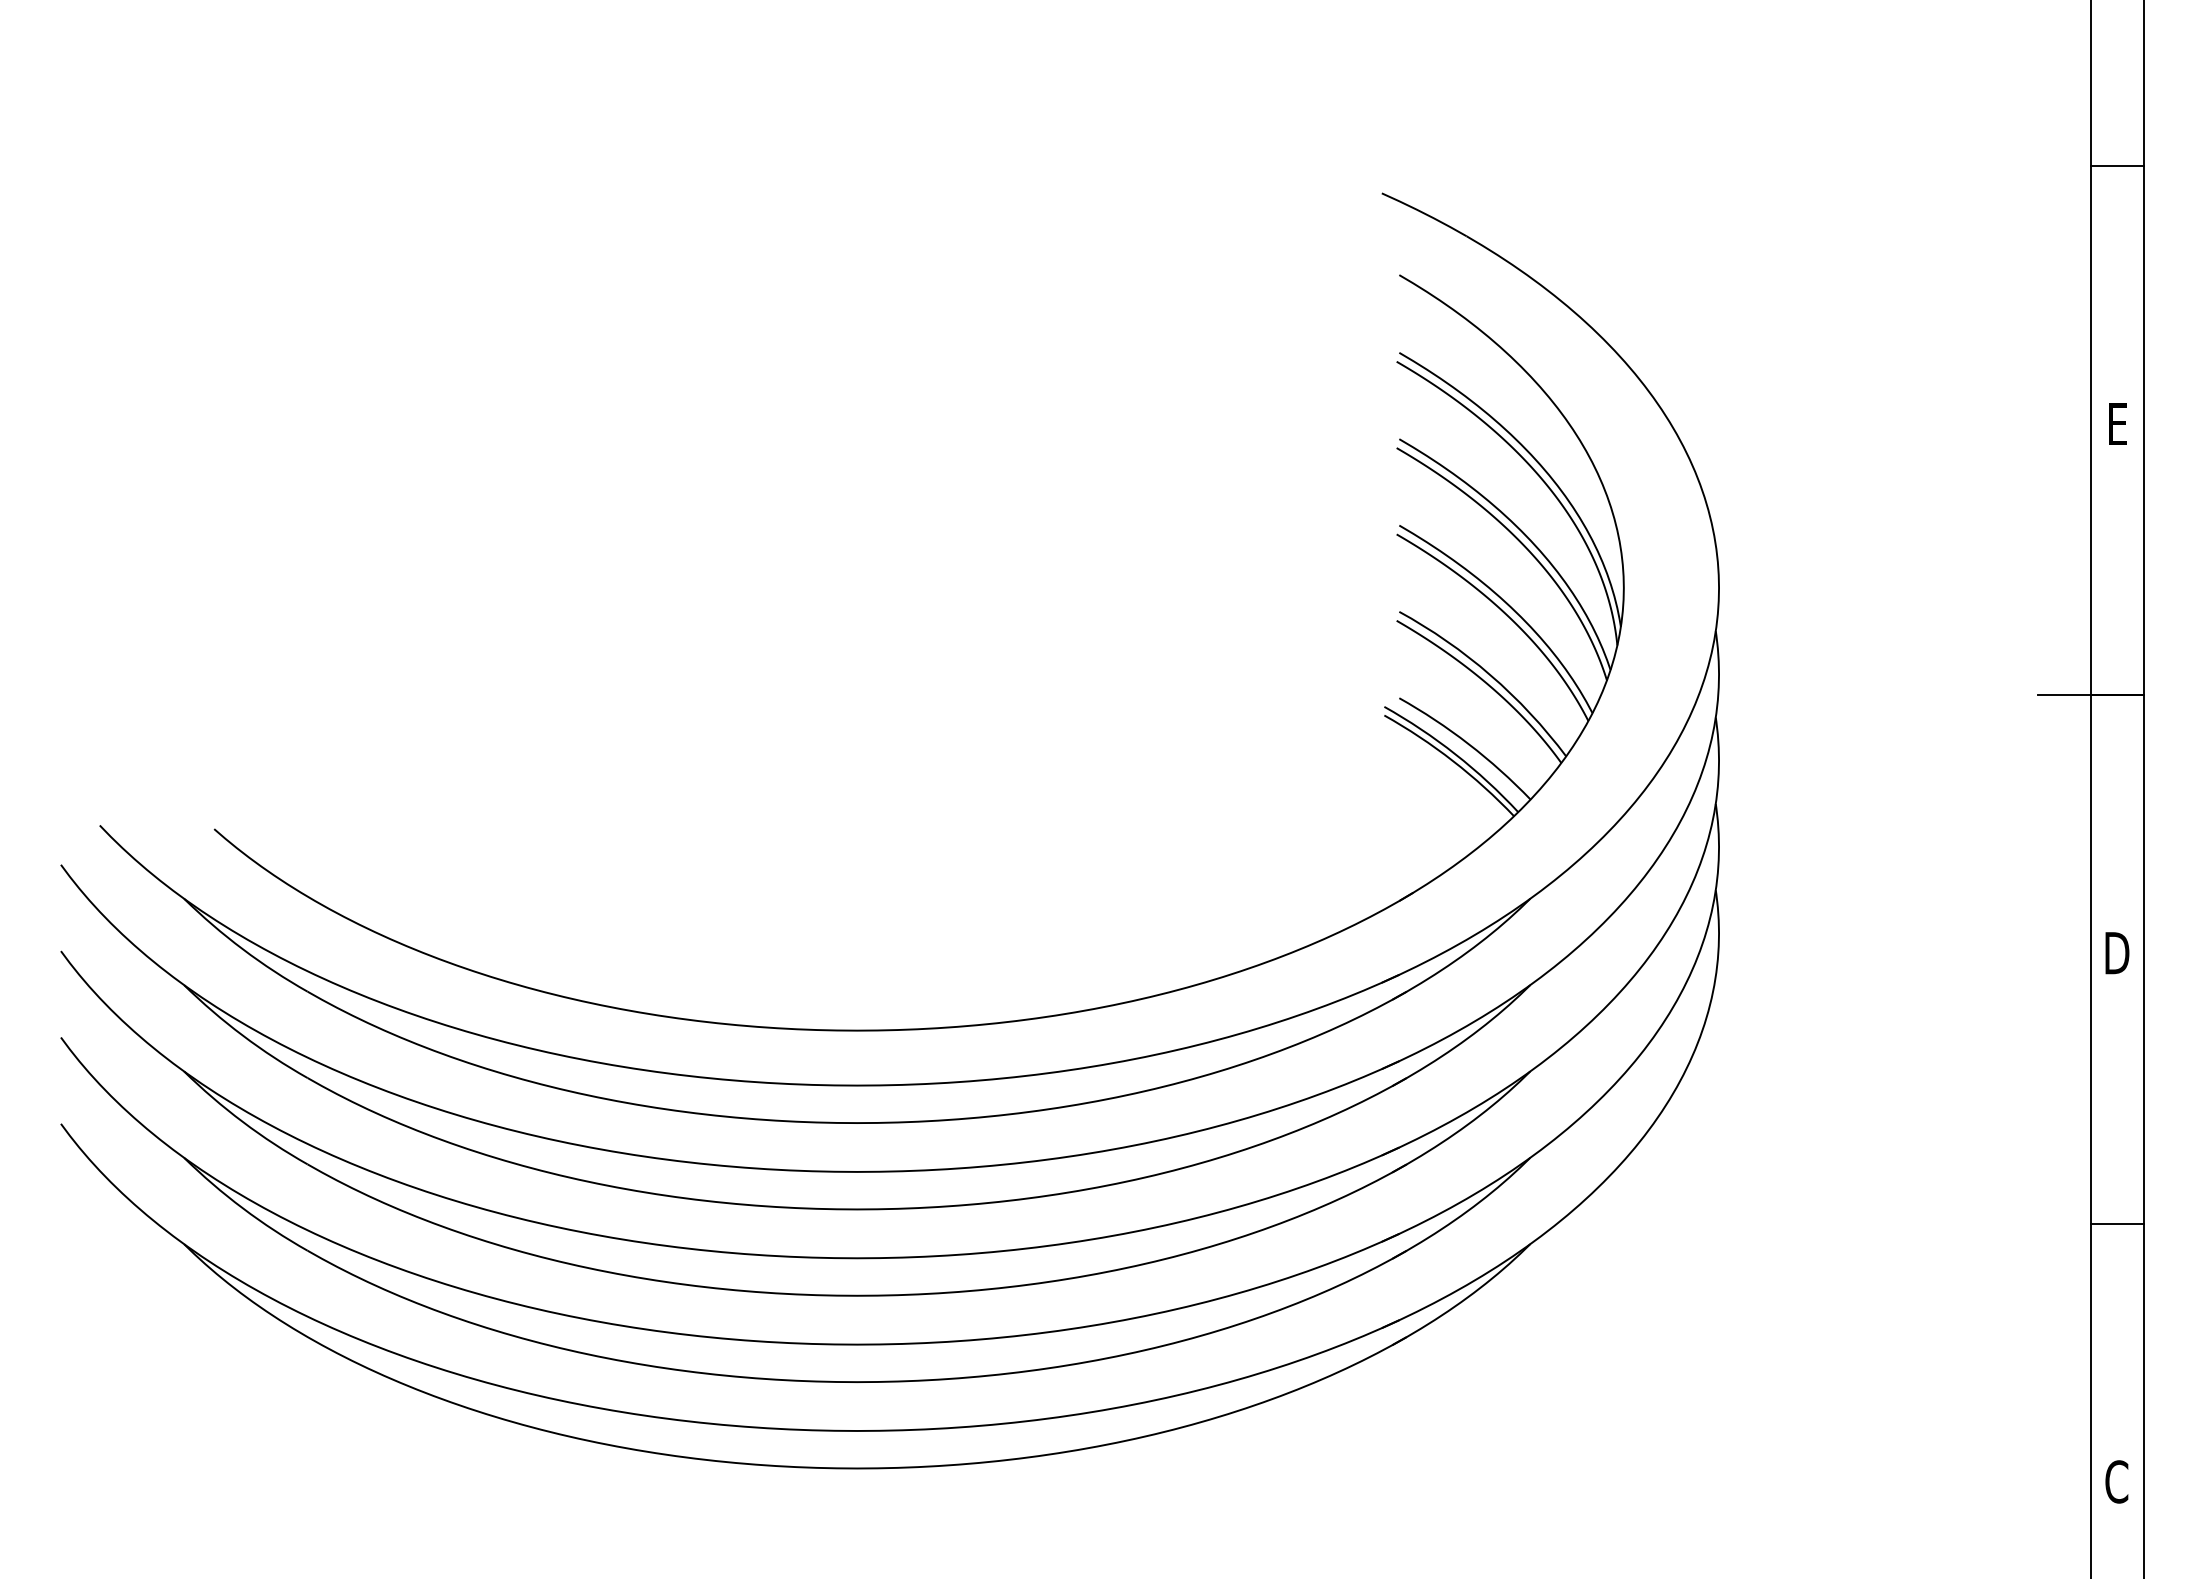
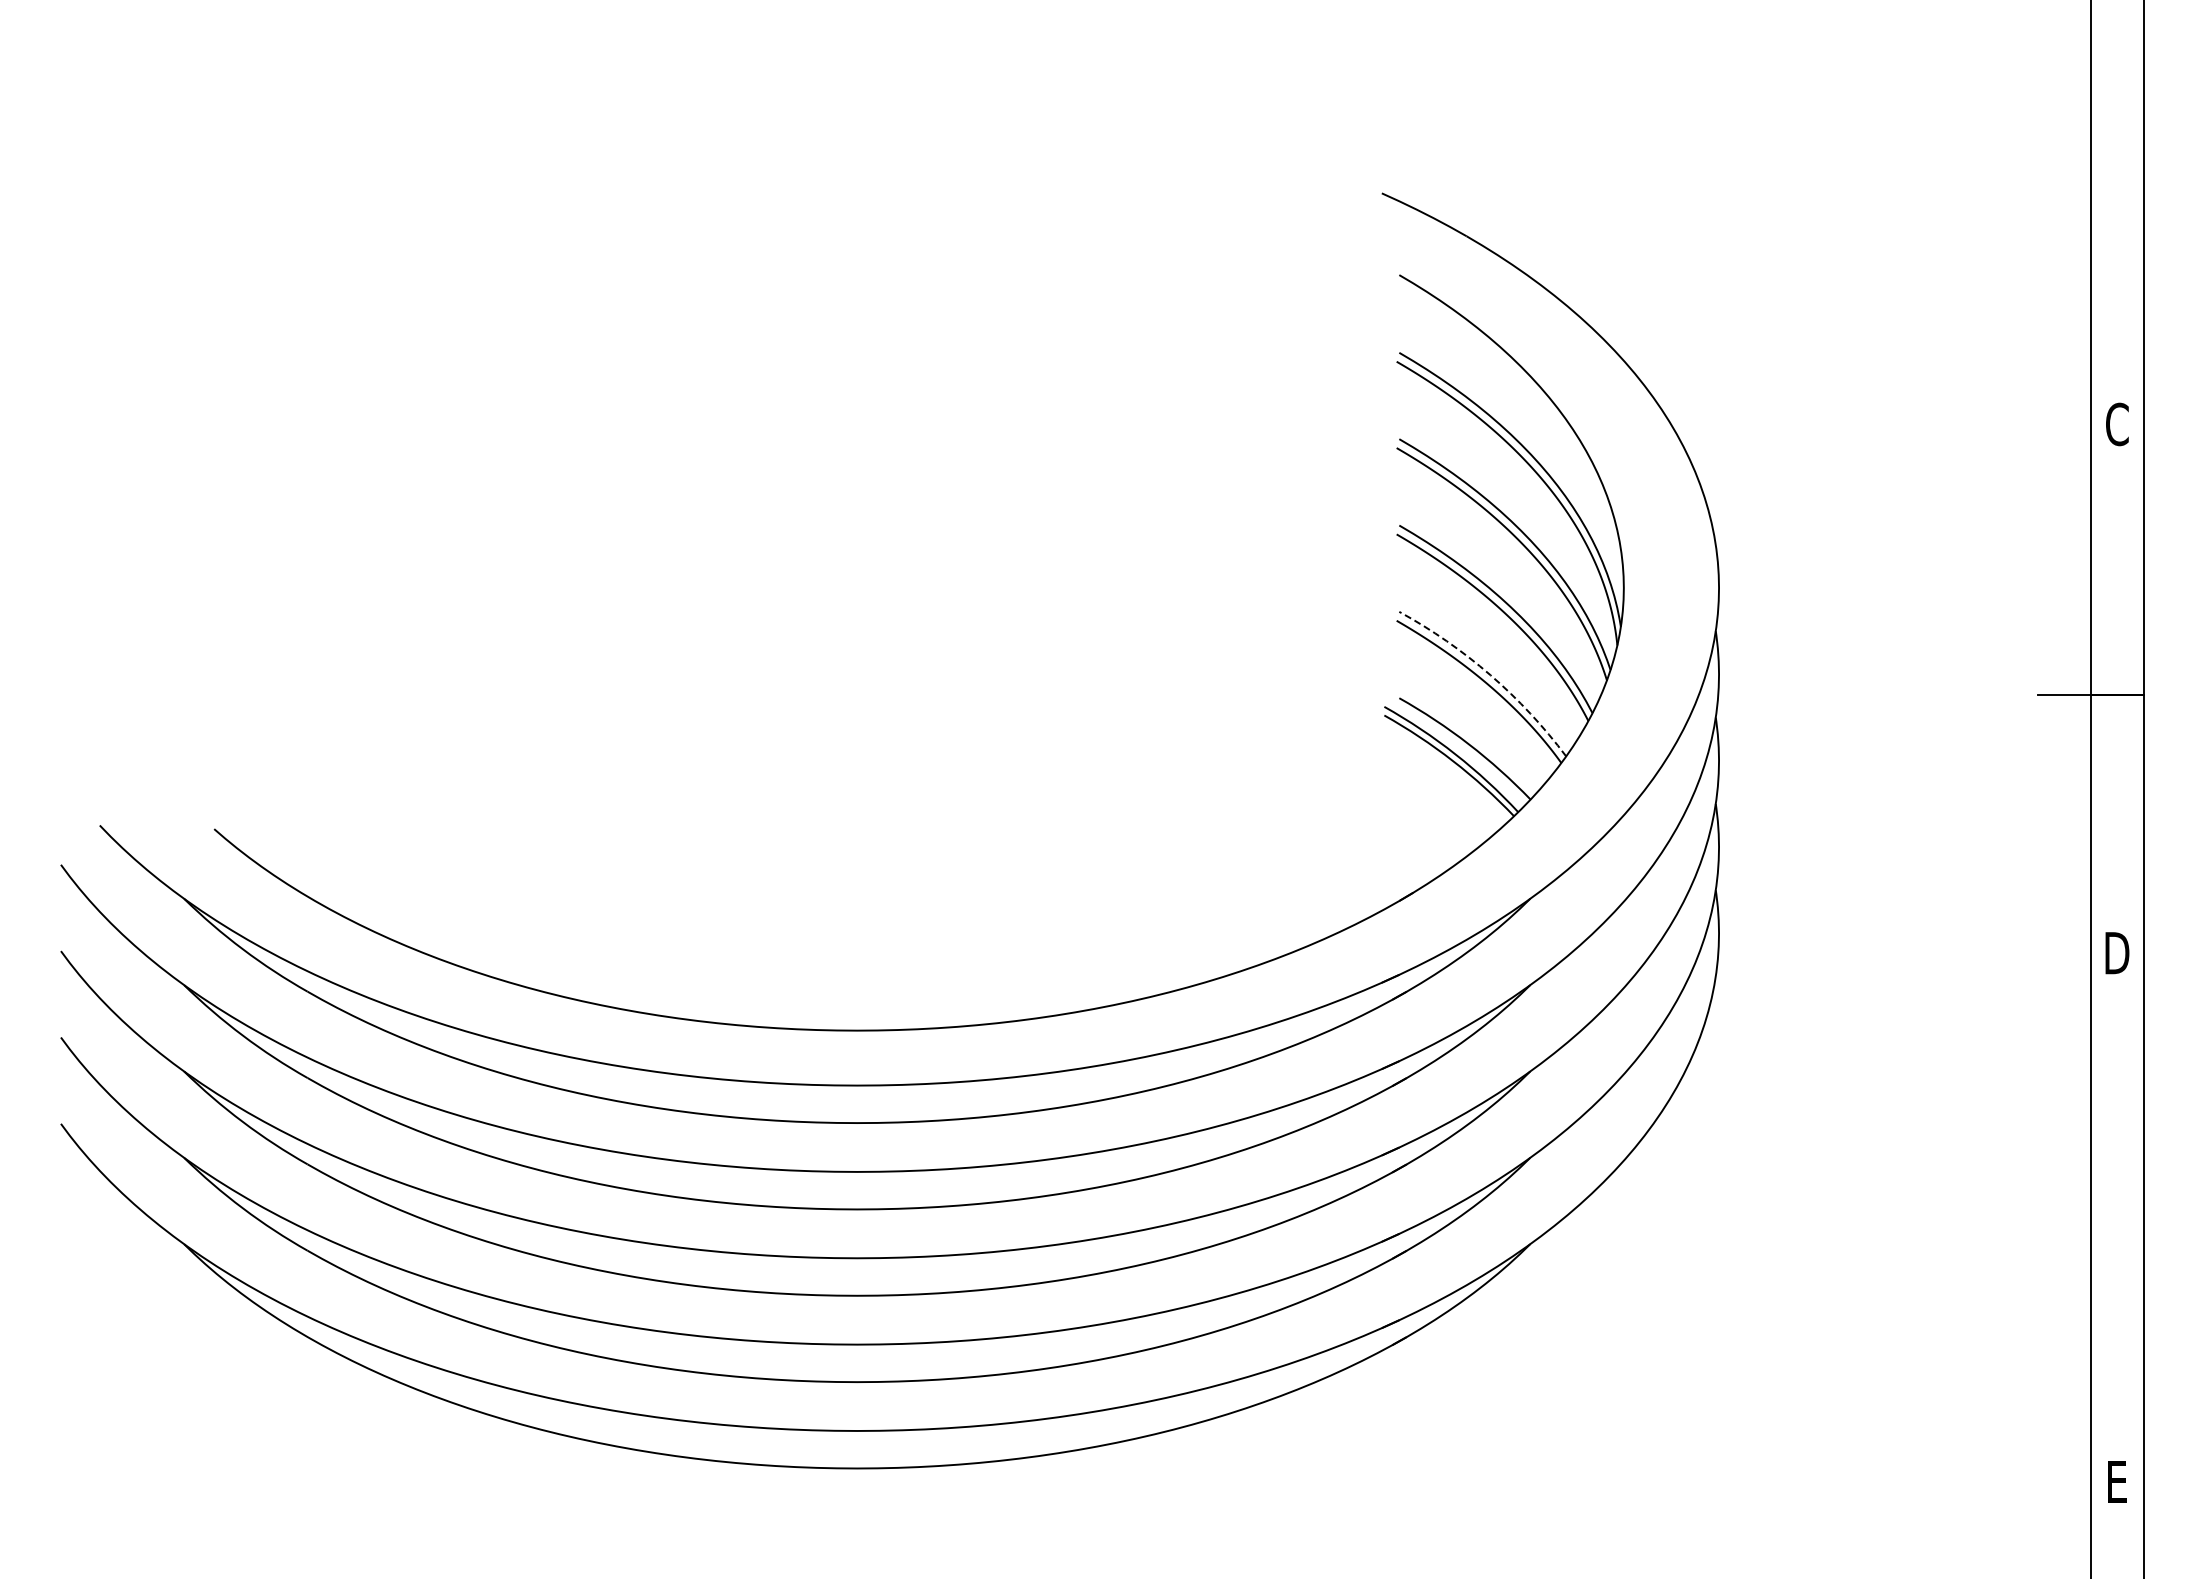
line: present -> none (2116, 166)
text: E -> C (2117, 424)
arc: solid -> dashed (1490, 675)
line: present -> none (2116, 1223)
text: C -> E (2116, 1481)
